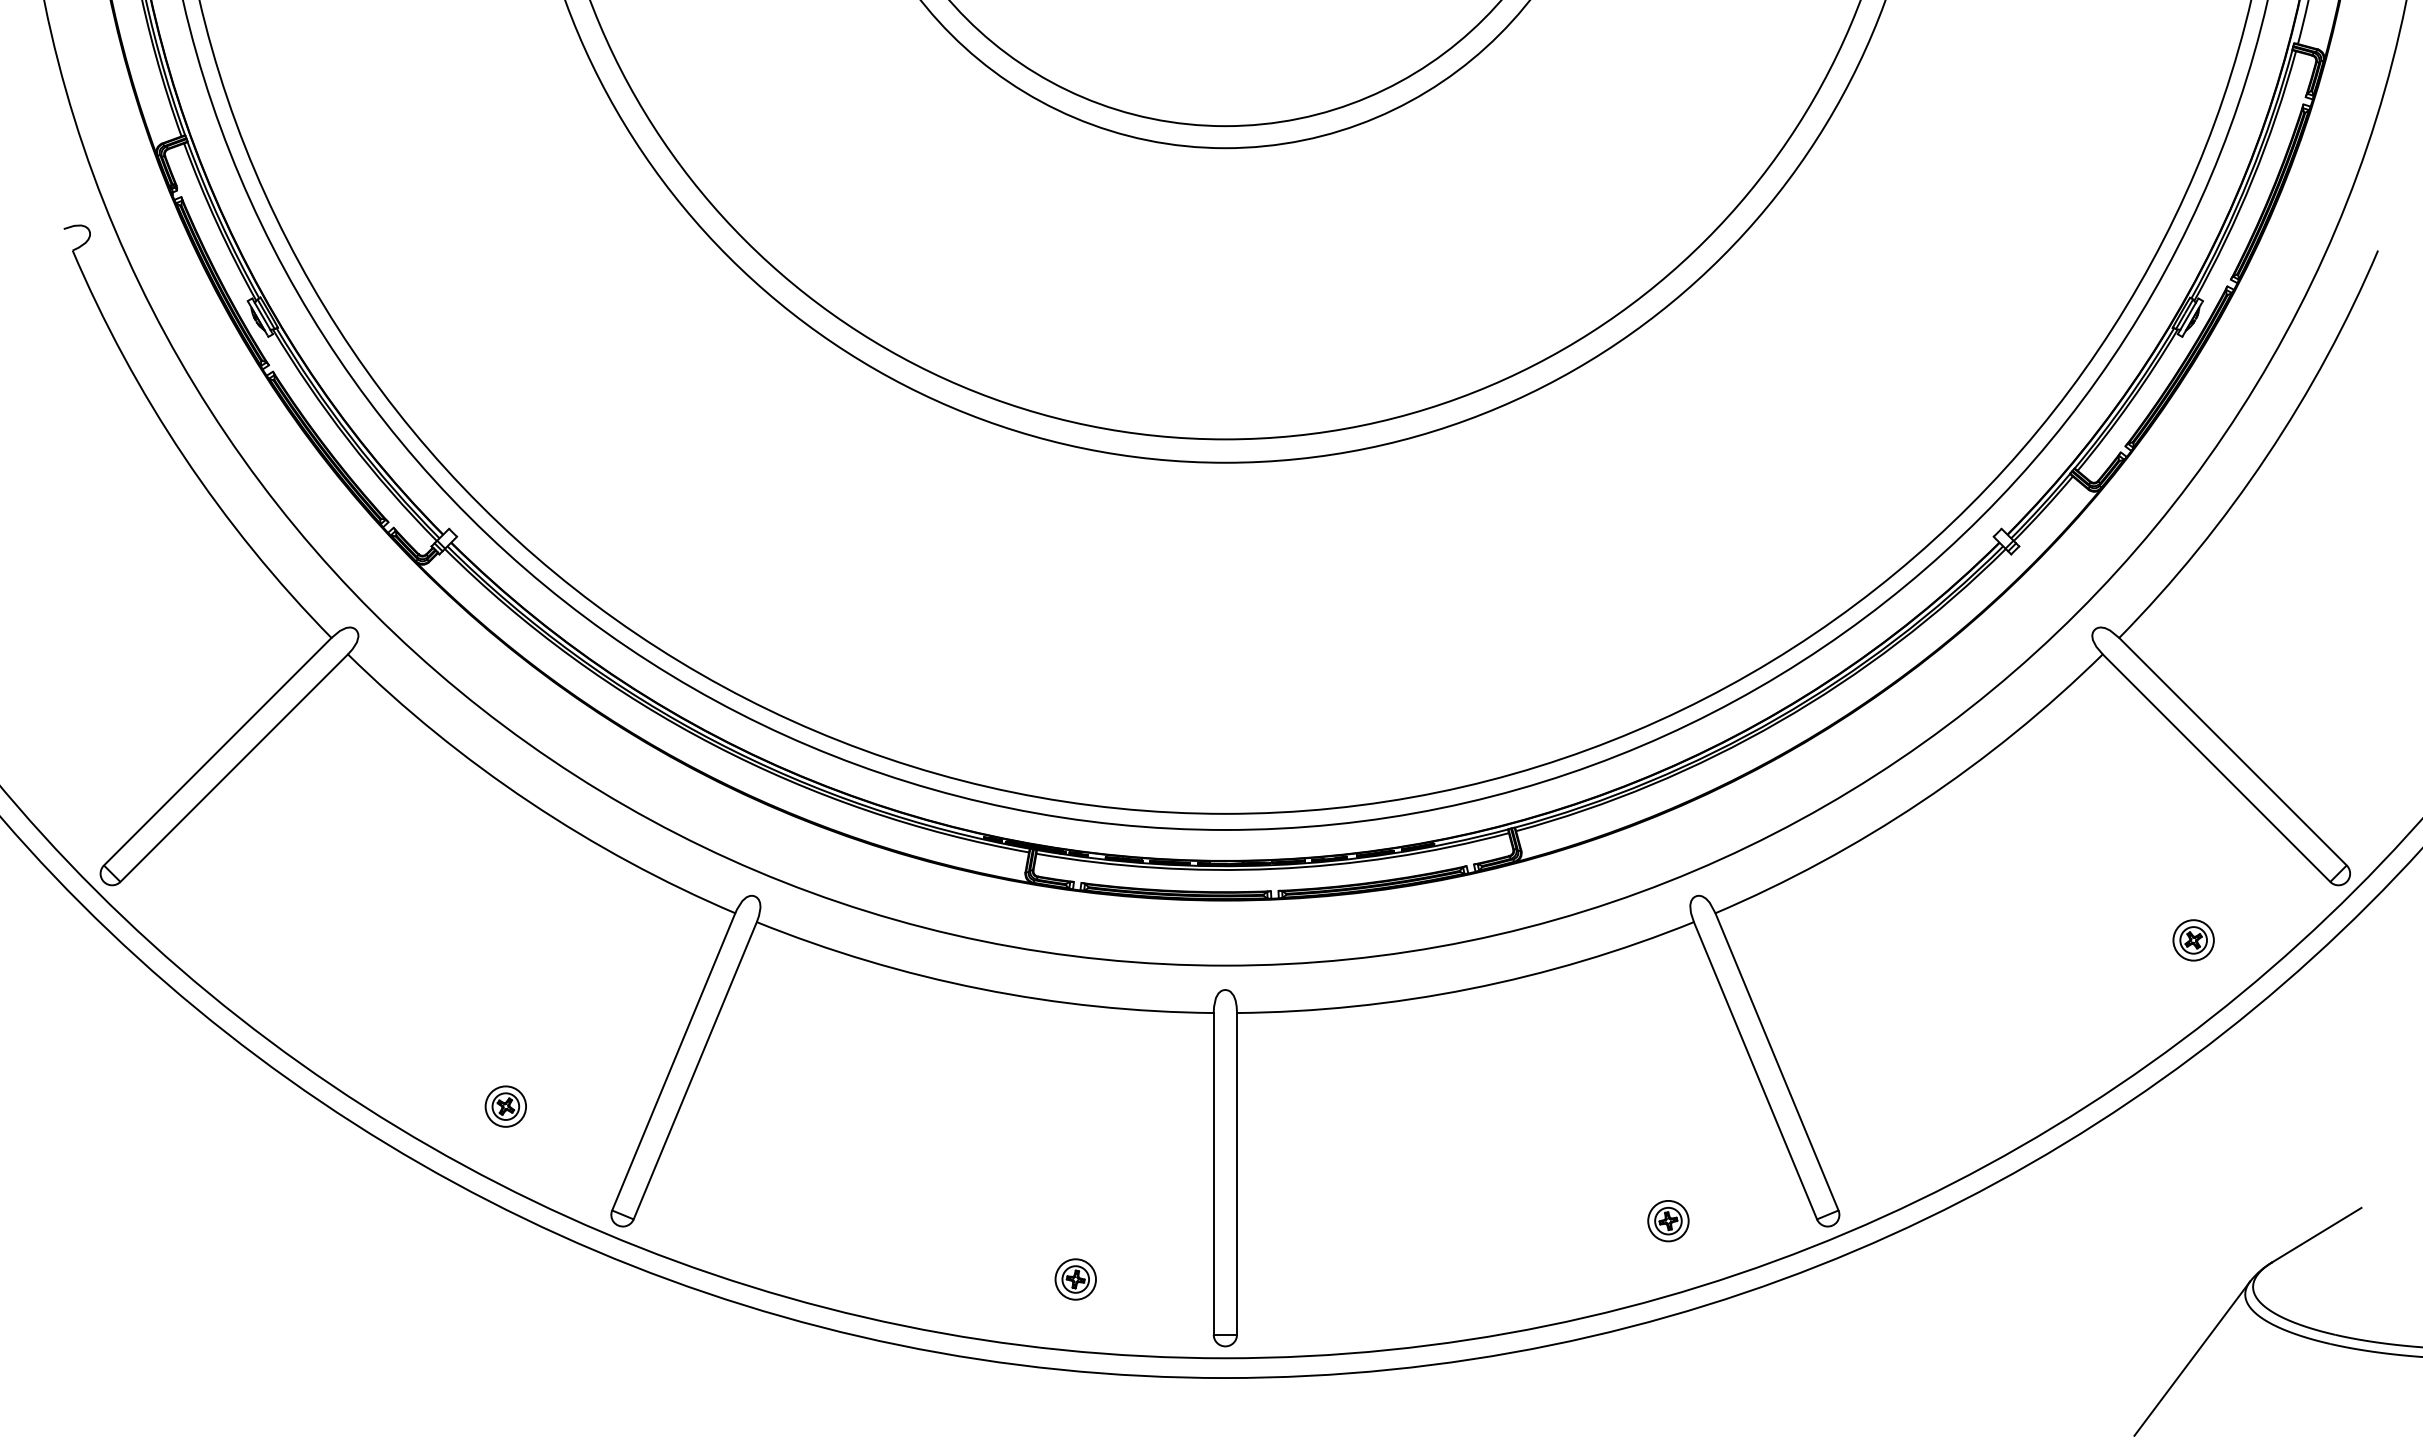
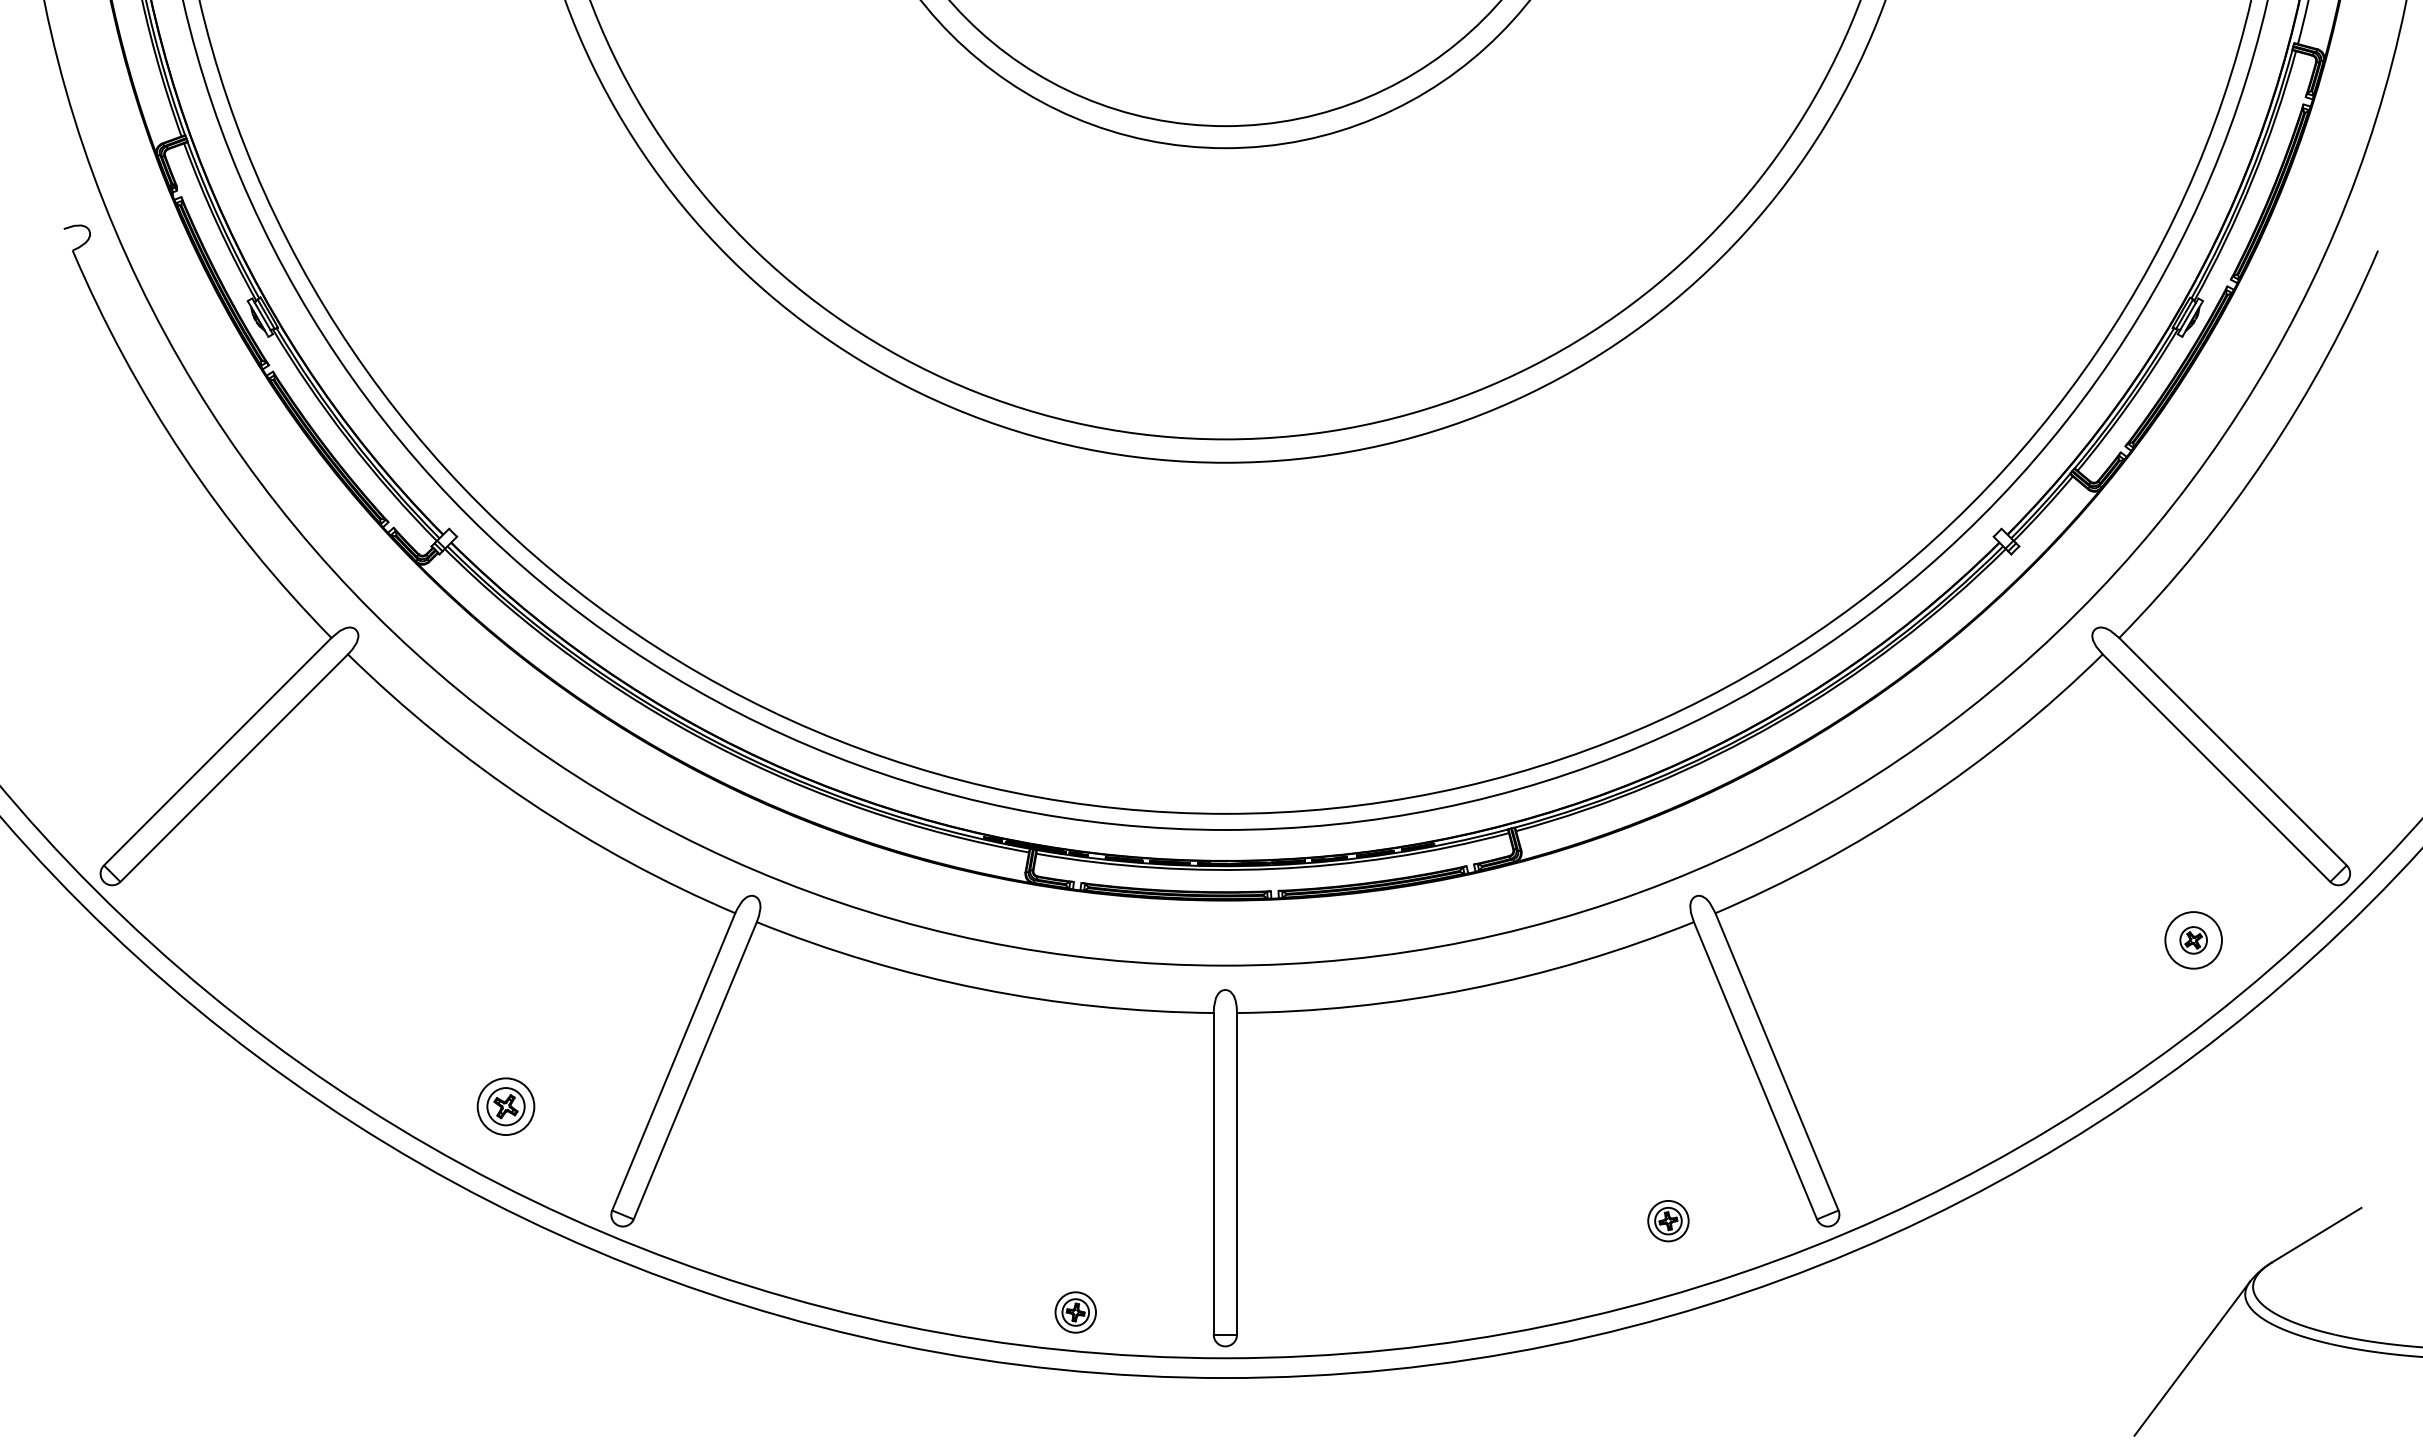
circle diameter: 40 px -> 57 px (2193, 940)
part size: 43x43 px -> 60x59 px (505, 1106)
part position: (1075, 1279) -> (1075, 1312) (1075, 1312)
